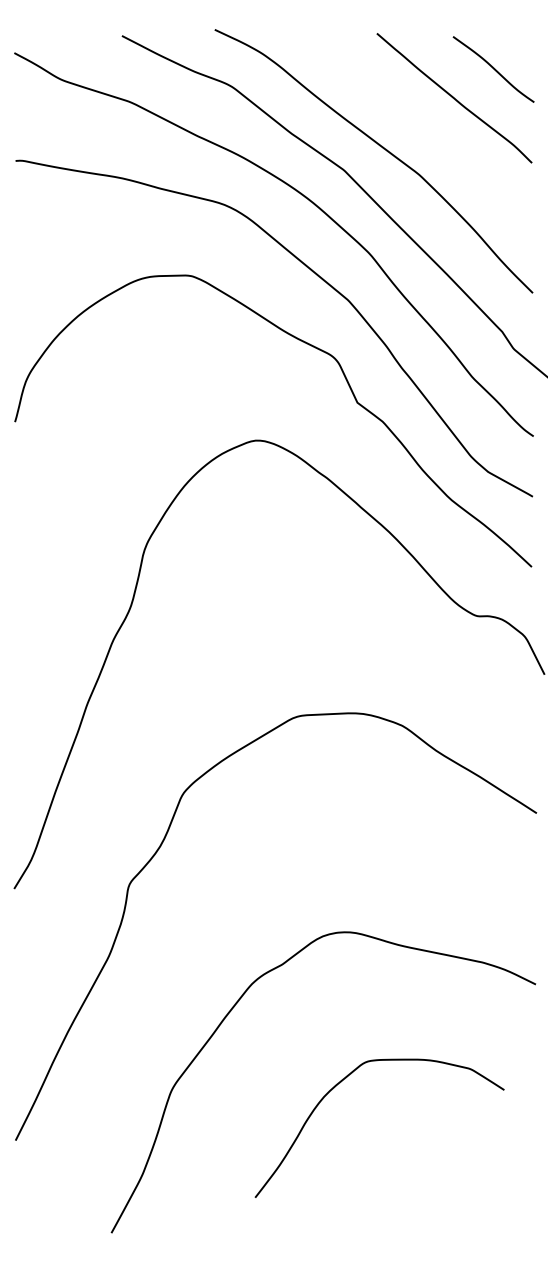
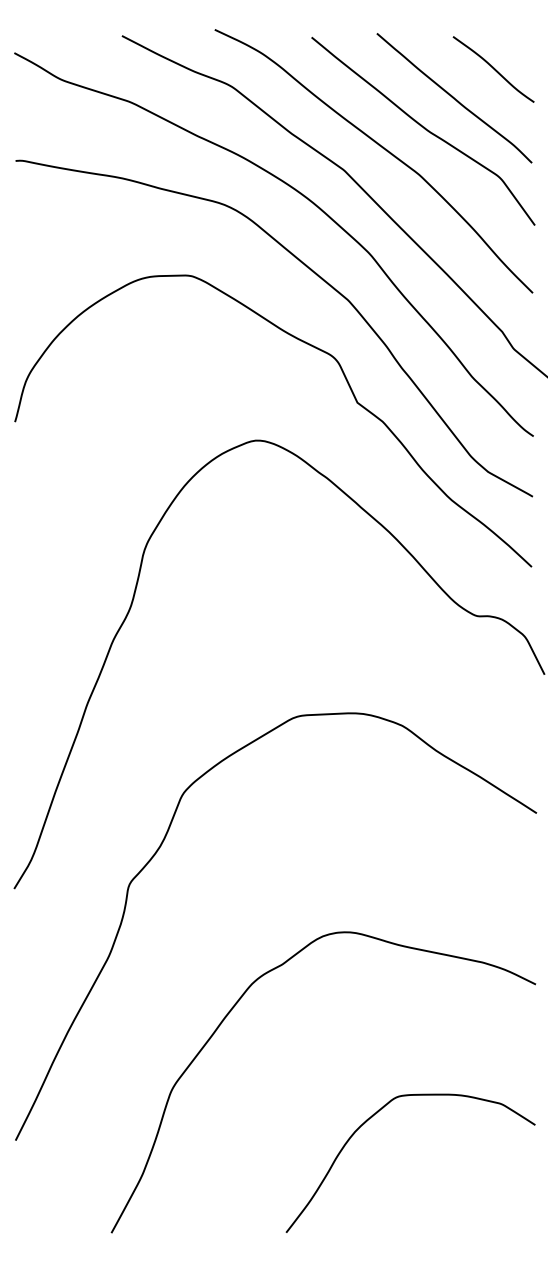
curve: none -> present (424, 129)
curve position: (340, 1083) -> (371, 1118) (371, 1118)
